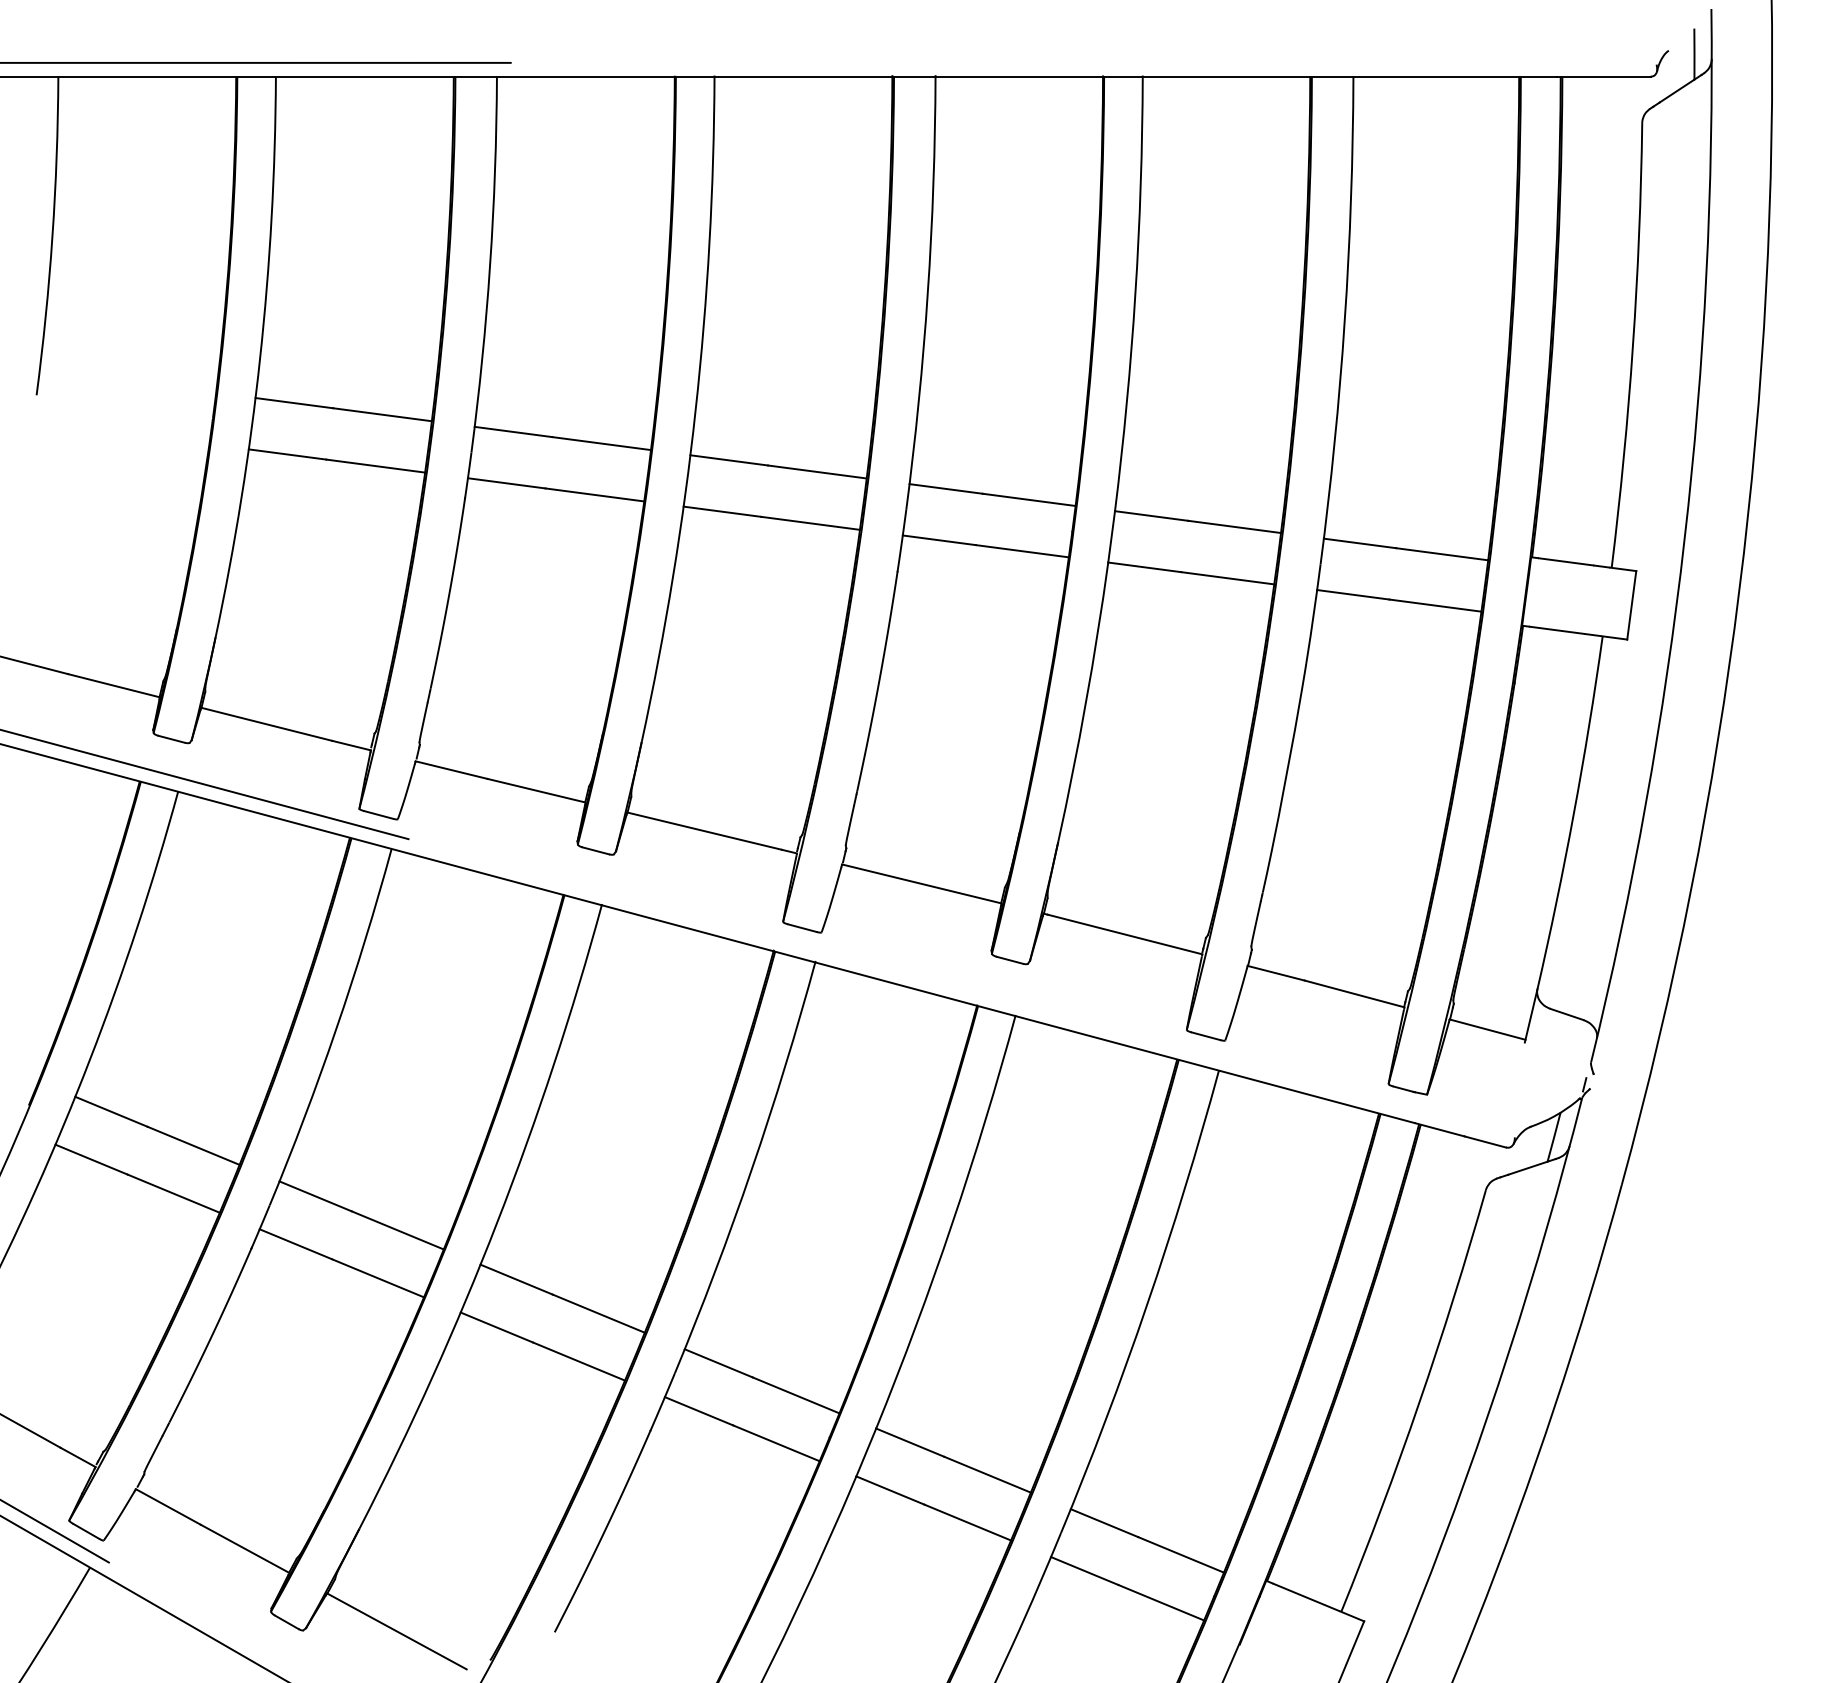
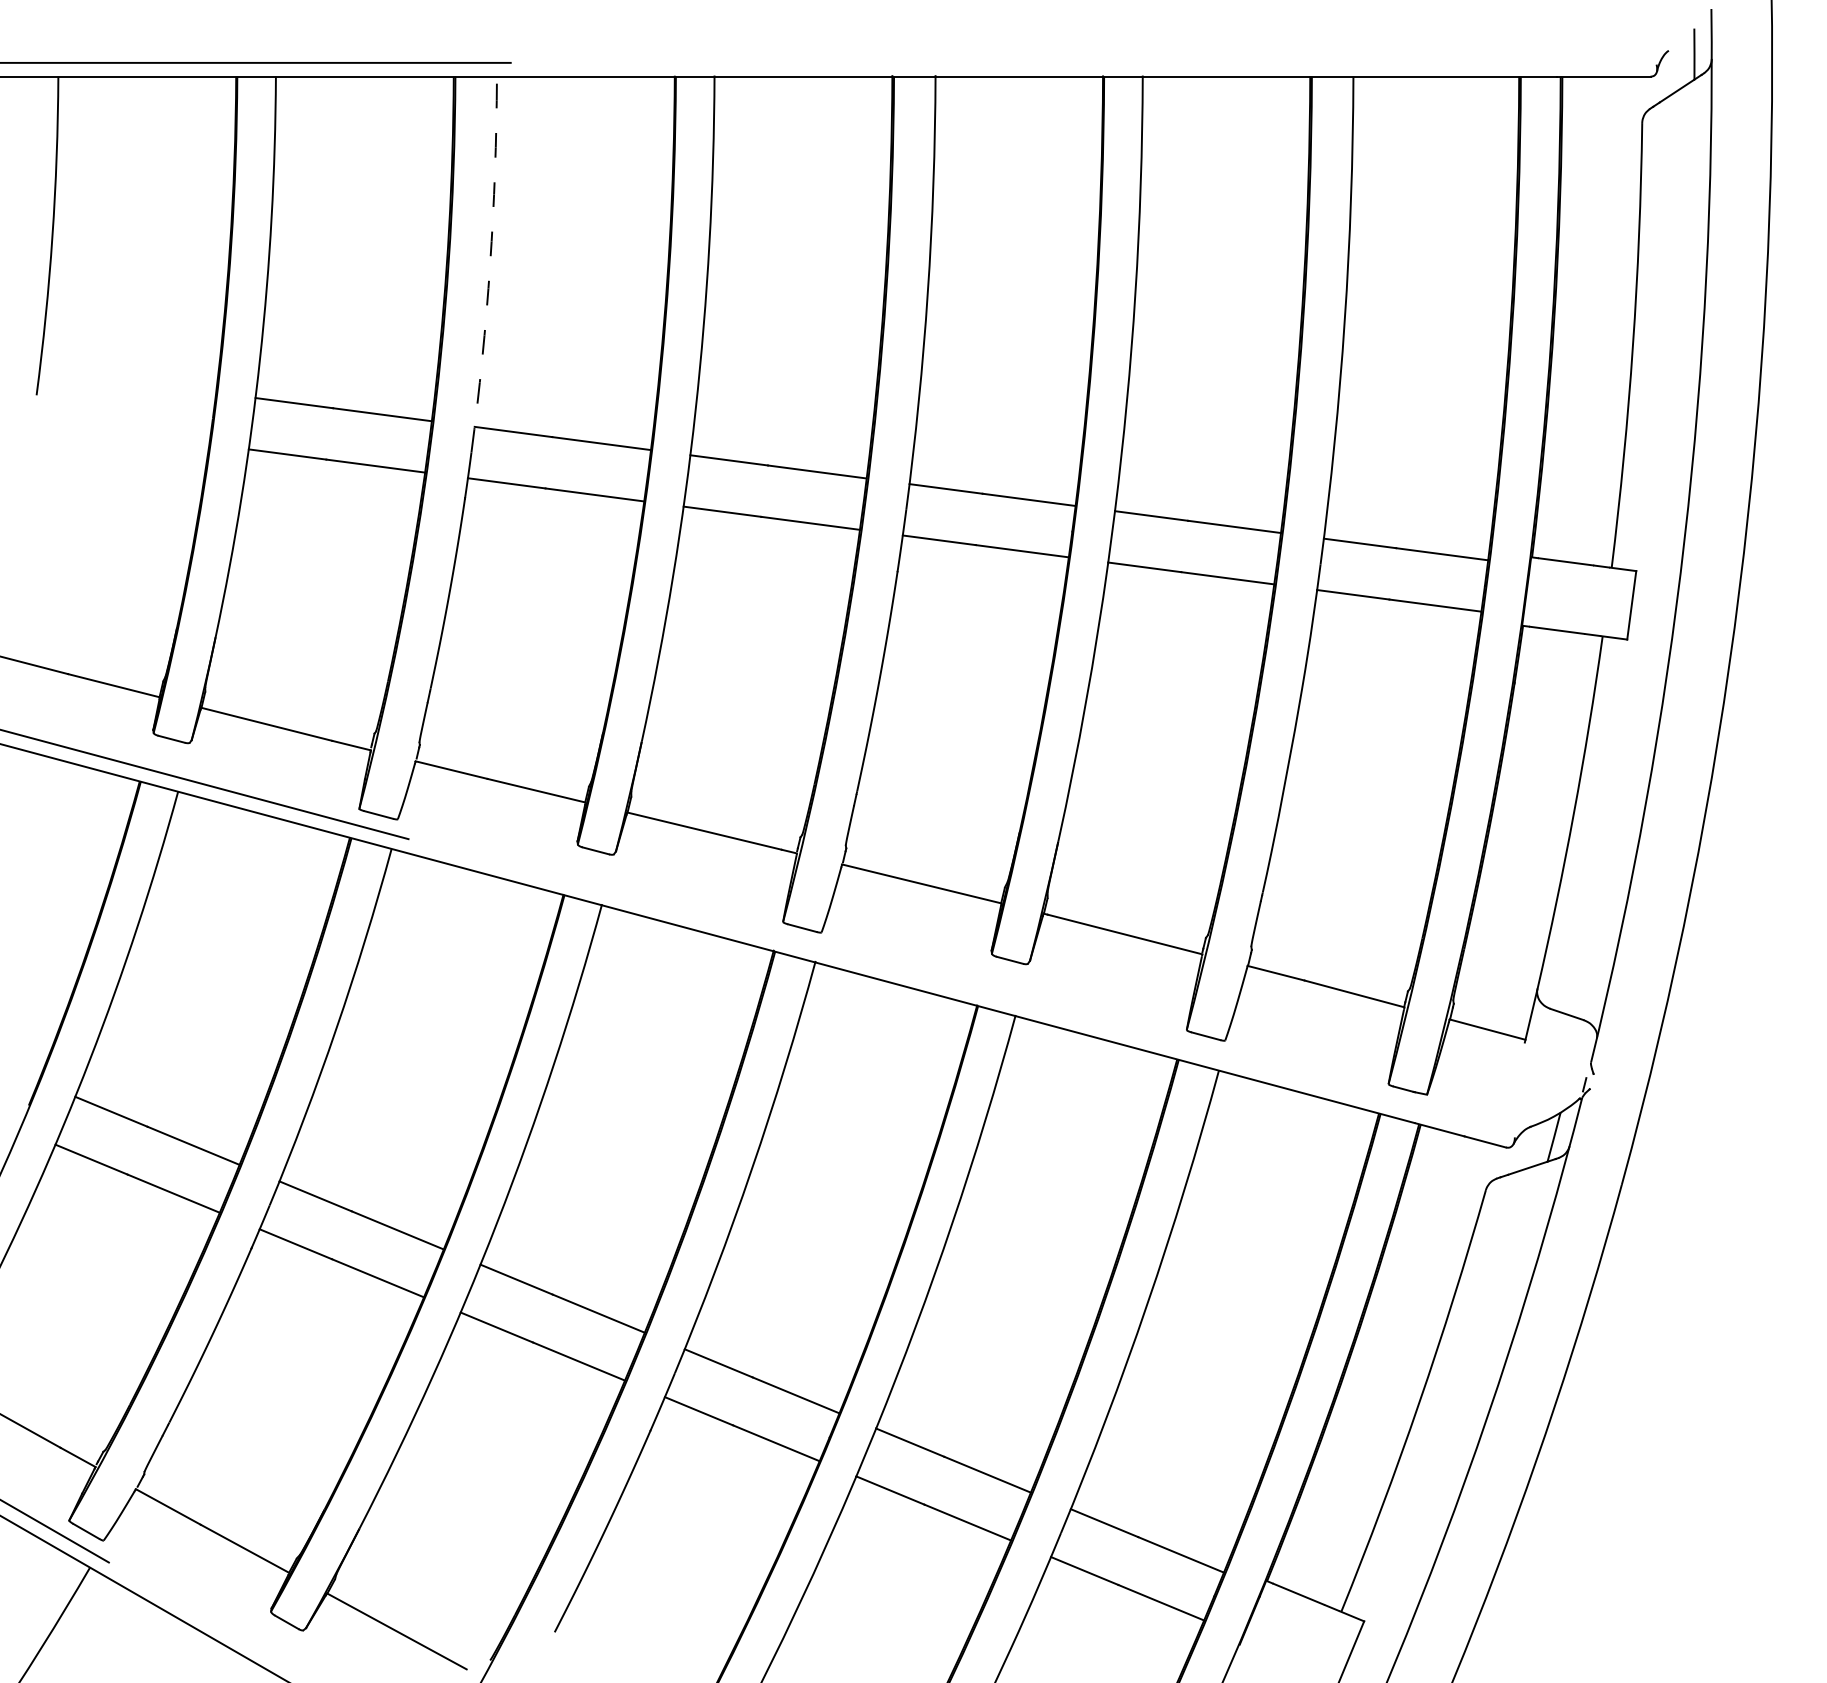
arc: solid -> dashed (490, 265)
